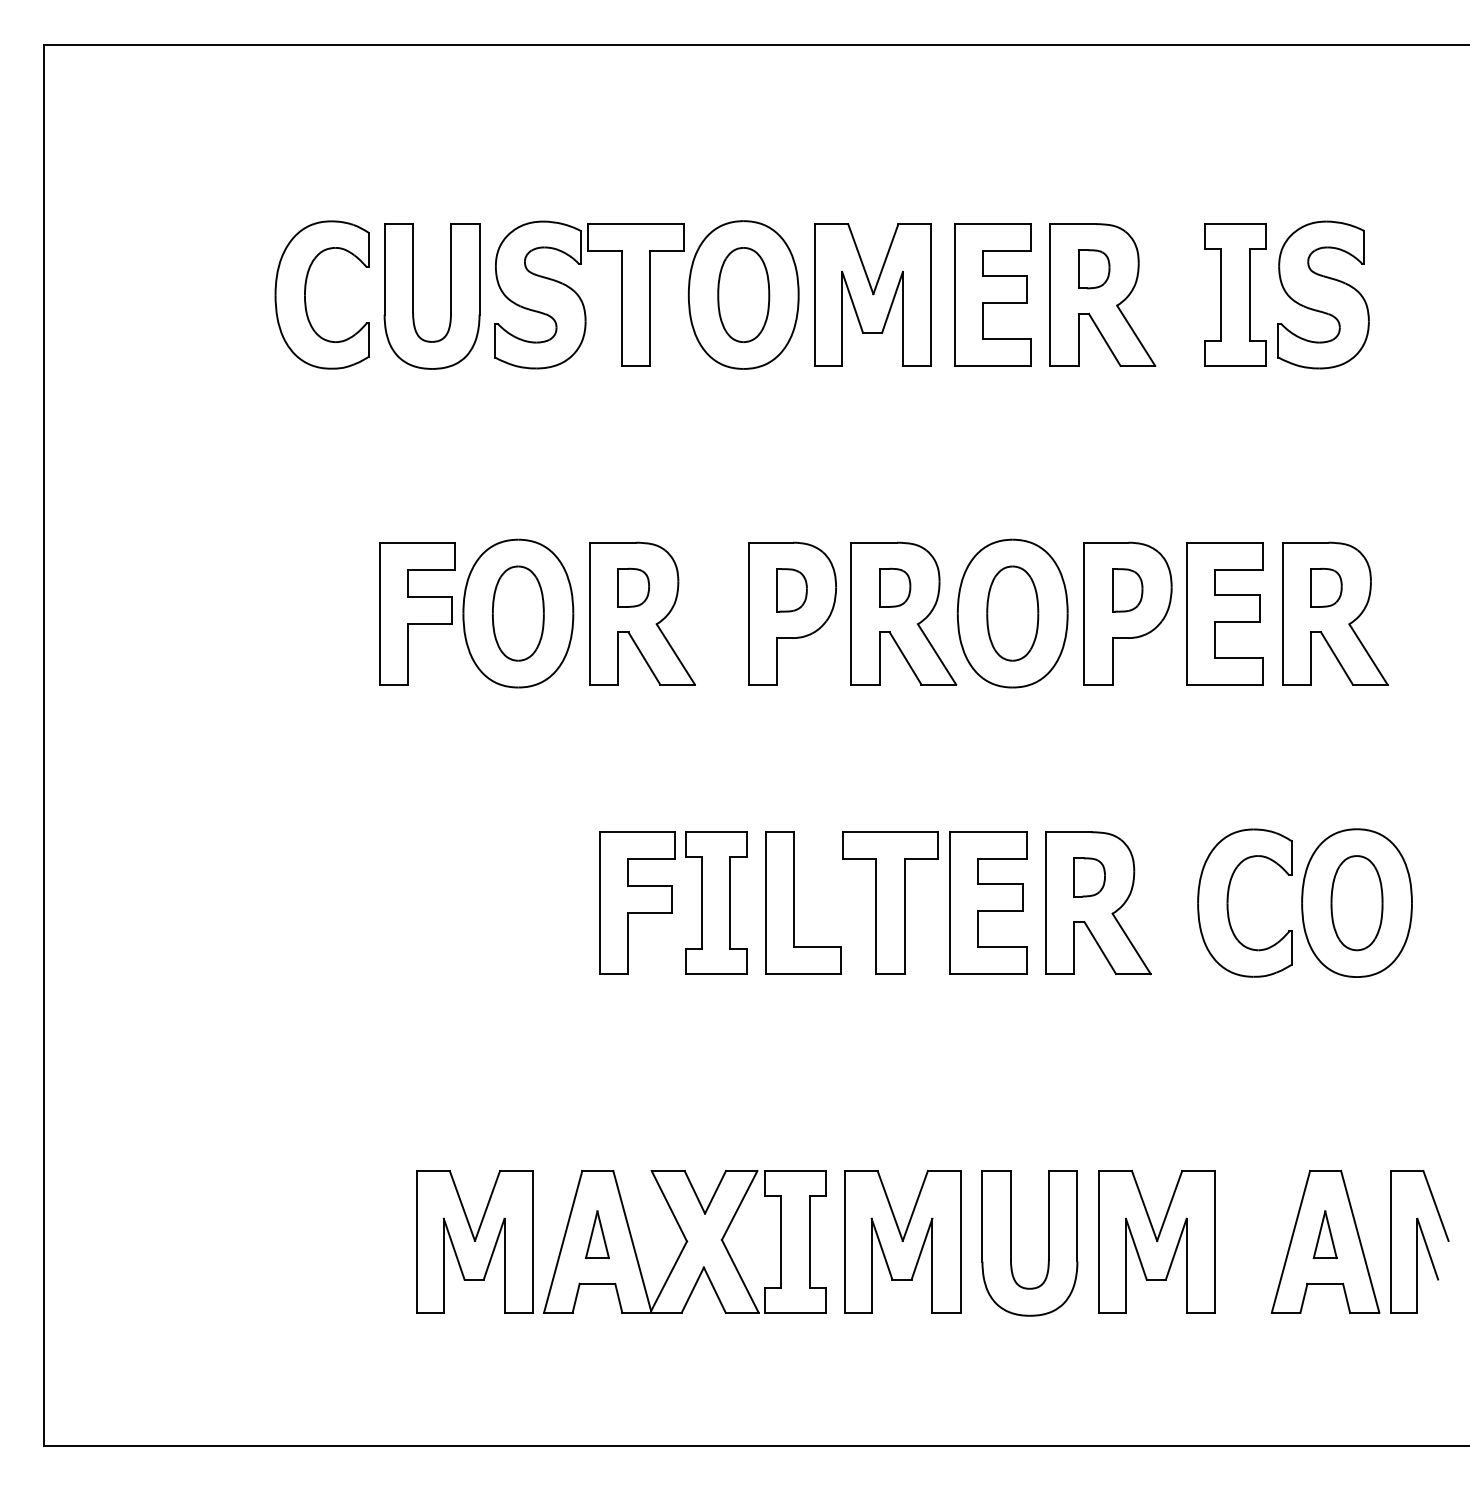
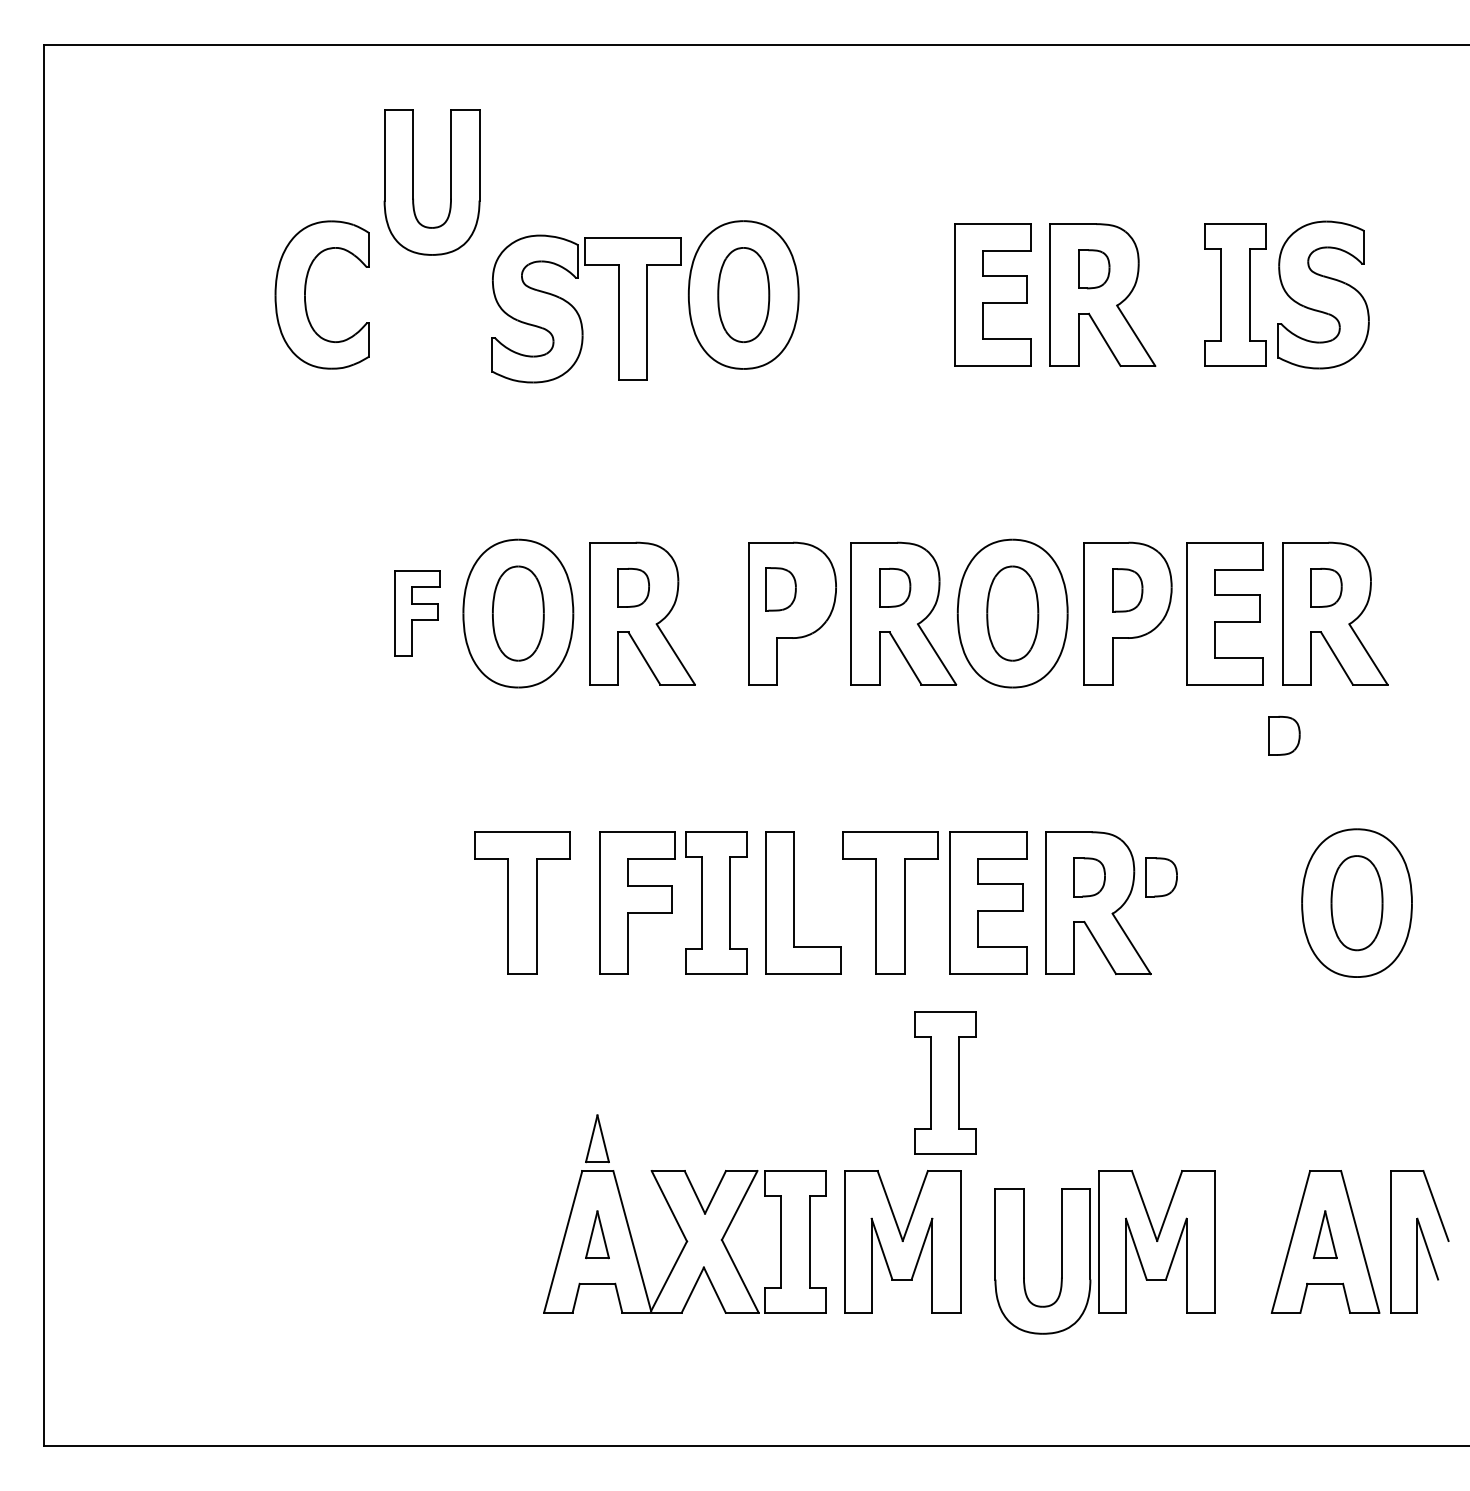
part: present -> none (872, 294)
part position: (413, 296) -> (413, 182) (413, 182)
part position: (581, 298) -> (578, 312) (578, 312)
part position: (791, 590) -> (780, 589) (780, 589)
part size: 77x144 px -> 47x87 px (417, 613)
part: none -> present (1284, 735)
part: none -> present (1161, 877)
part: none -> present (522, 902)
part: present -> none (1228, 902)
part: none -> present (945, 1082)
part: none -> present (597, 1138)
part: present -> none (474, 1241)
part position: (1011, 1243) -> (1024, 1261) (1024, 1261)
